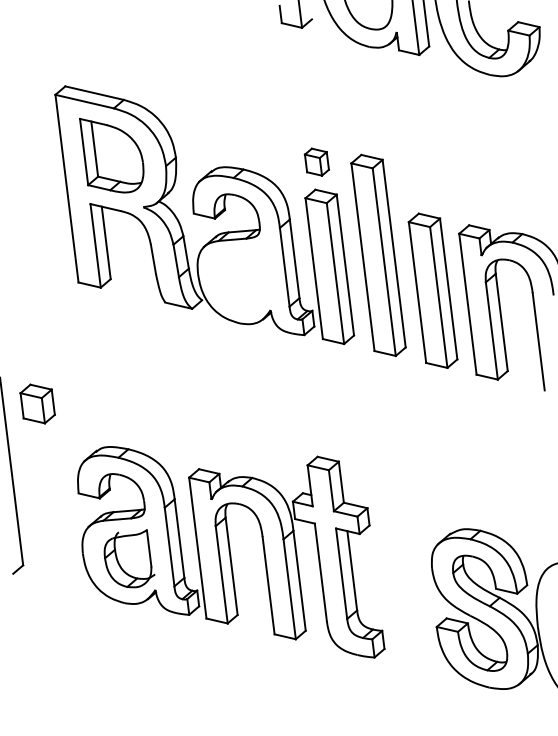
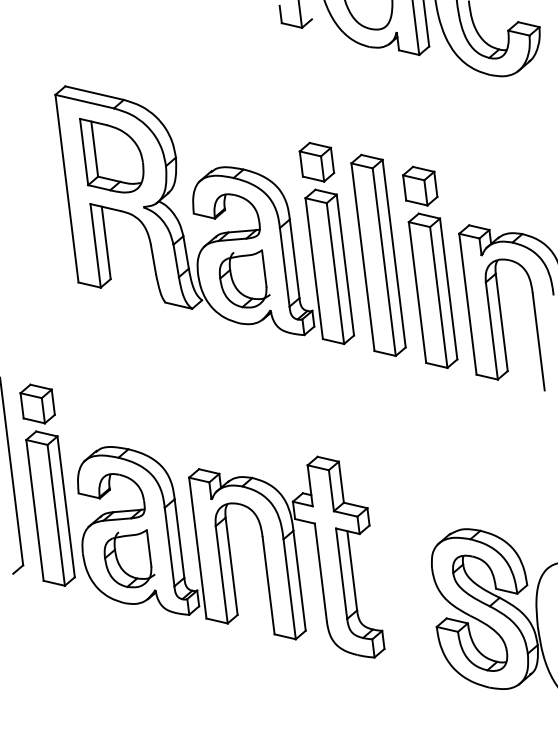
part size: 27x30 px -> 38x42 px (316, 161)
part: none -> present (420, 185)
part: none -> present (244, 278)
part: none -> present (50, 508)
